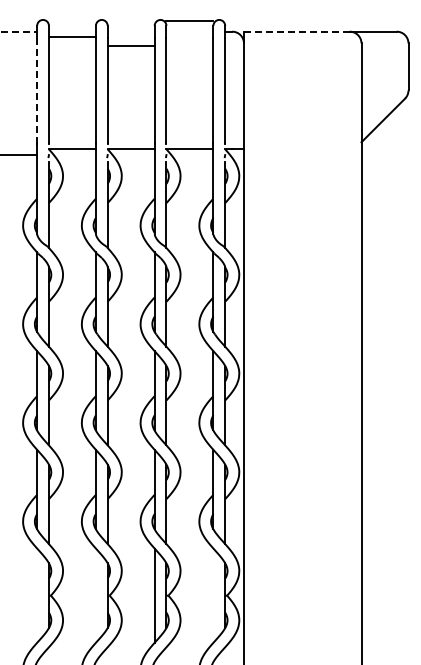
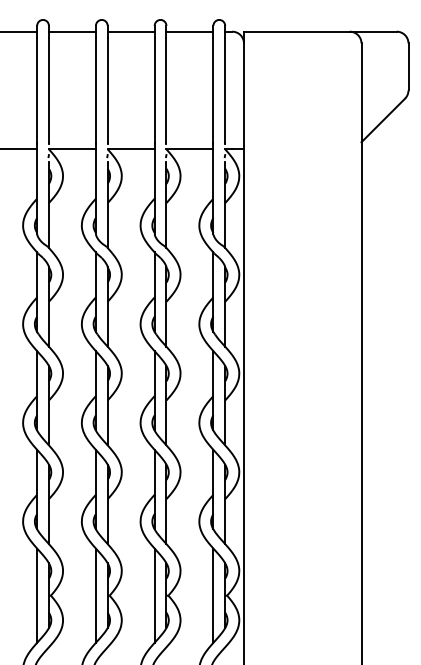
line position: (189, 20) -> (189, 31) (189, 31)
line: dashed -> solid (19, 31)
line: dashed -> solid (296, 31)
line position: (71, 36) -> (71, 31) (71, 31)
line position: (130, 45) -> (130, 31) (130, 31)
line: dashed -> solid (37, 90)
line position: (19, 155) -> (19, 149) (19, 149)
line: none -> present (37, 595)
line: none -> present (95, 595)
line: none -> present (213, 595)
